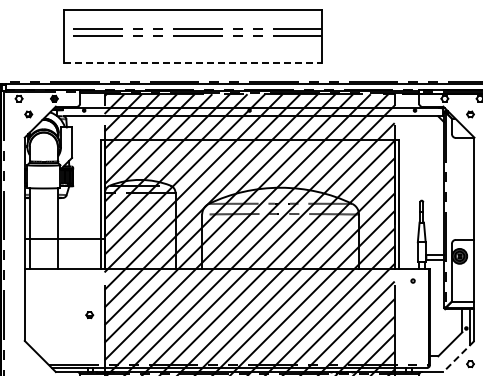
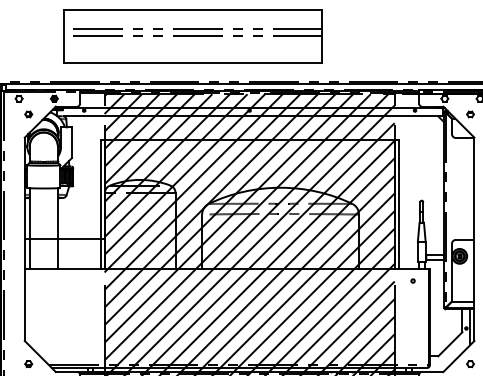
line: dashed -> solid (193, 62)
part position: (89, 315) -> (28, 364) (28, 364)
line: dashed -> solid (458, 356)
